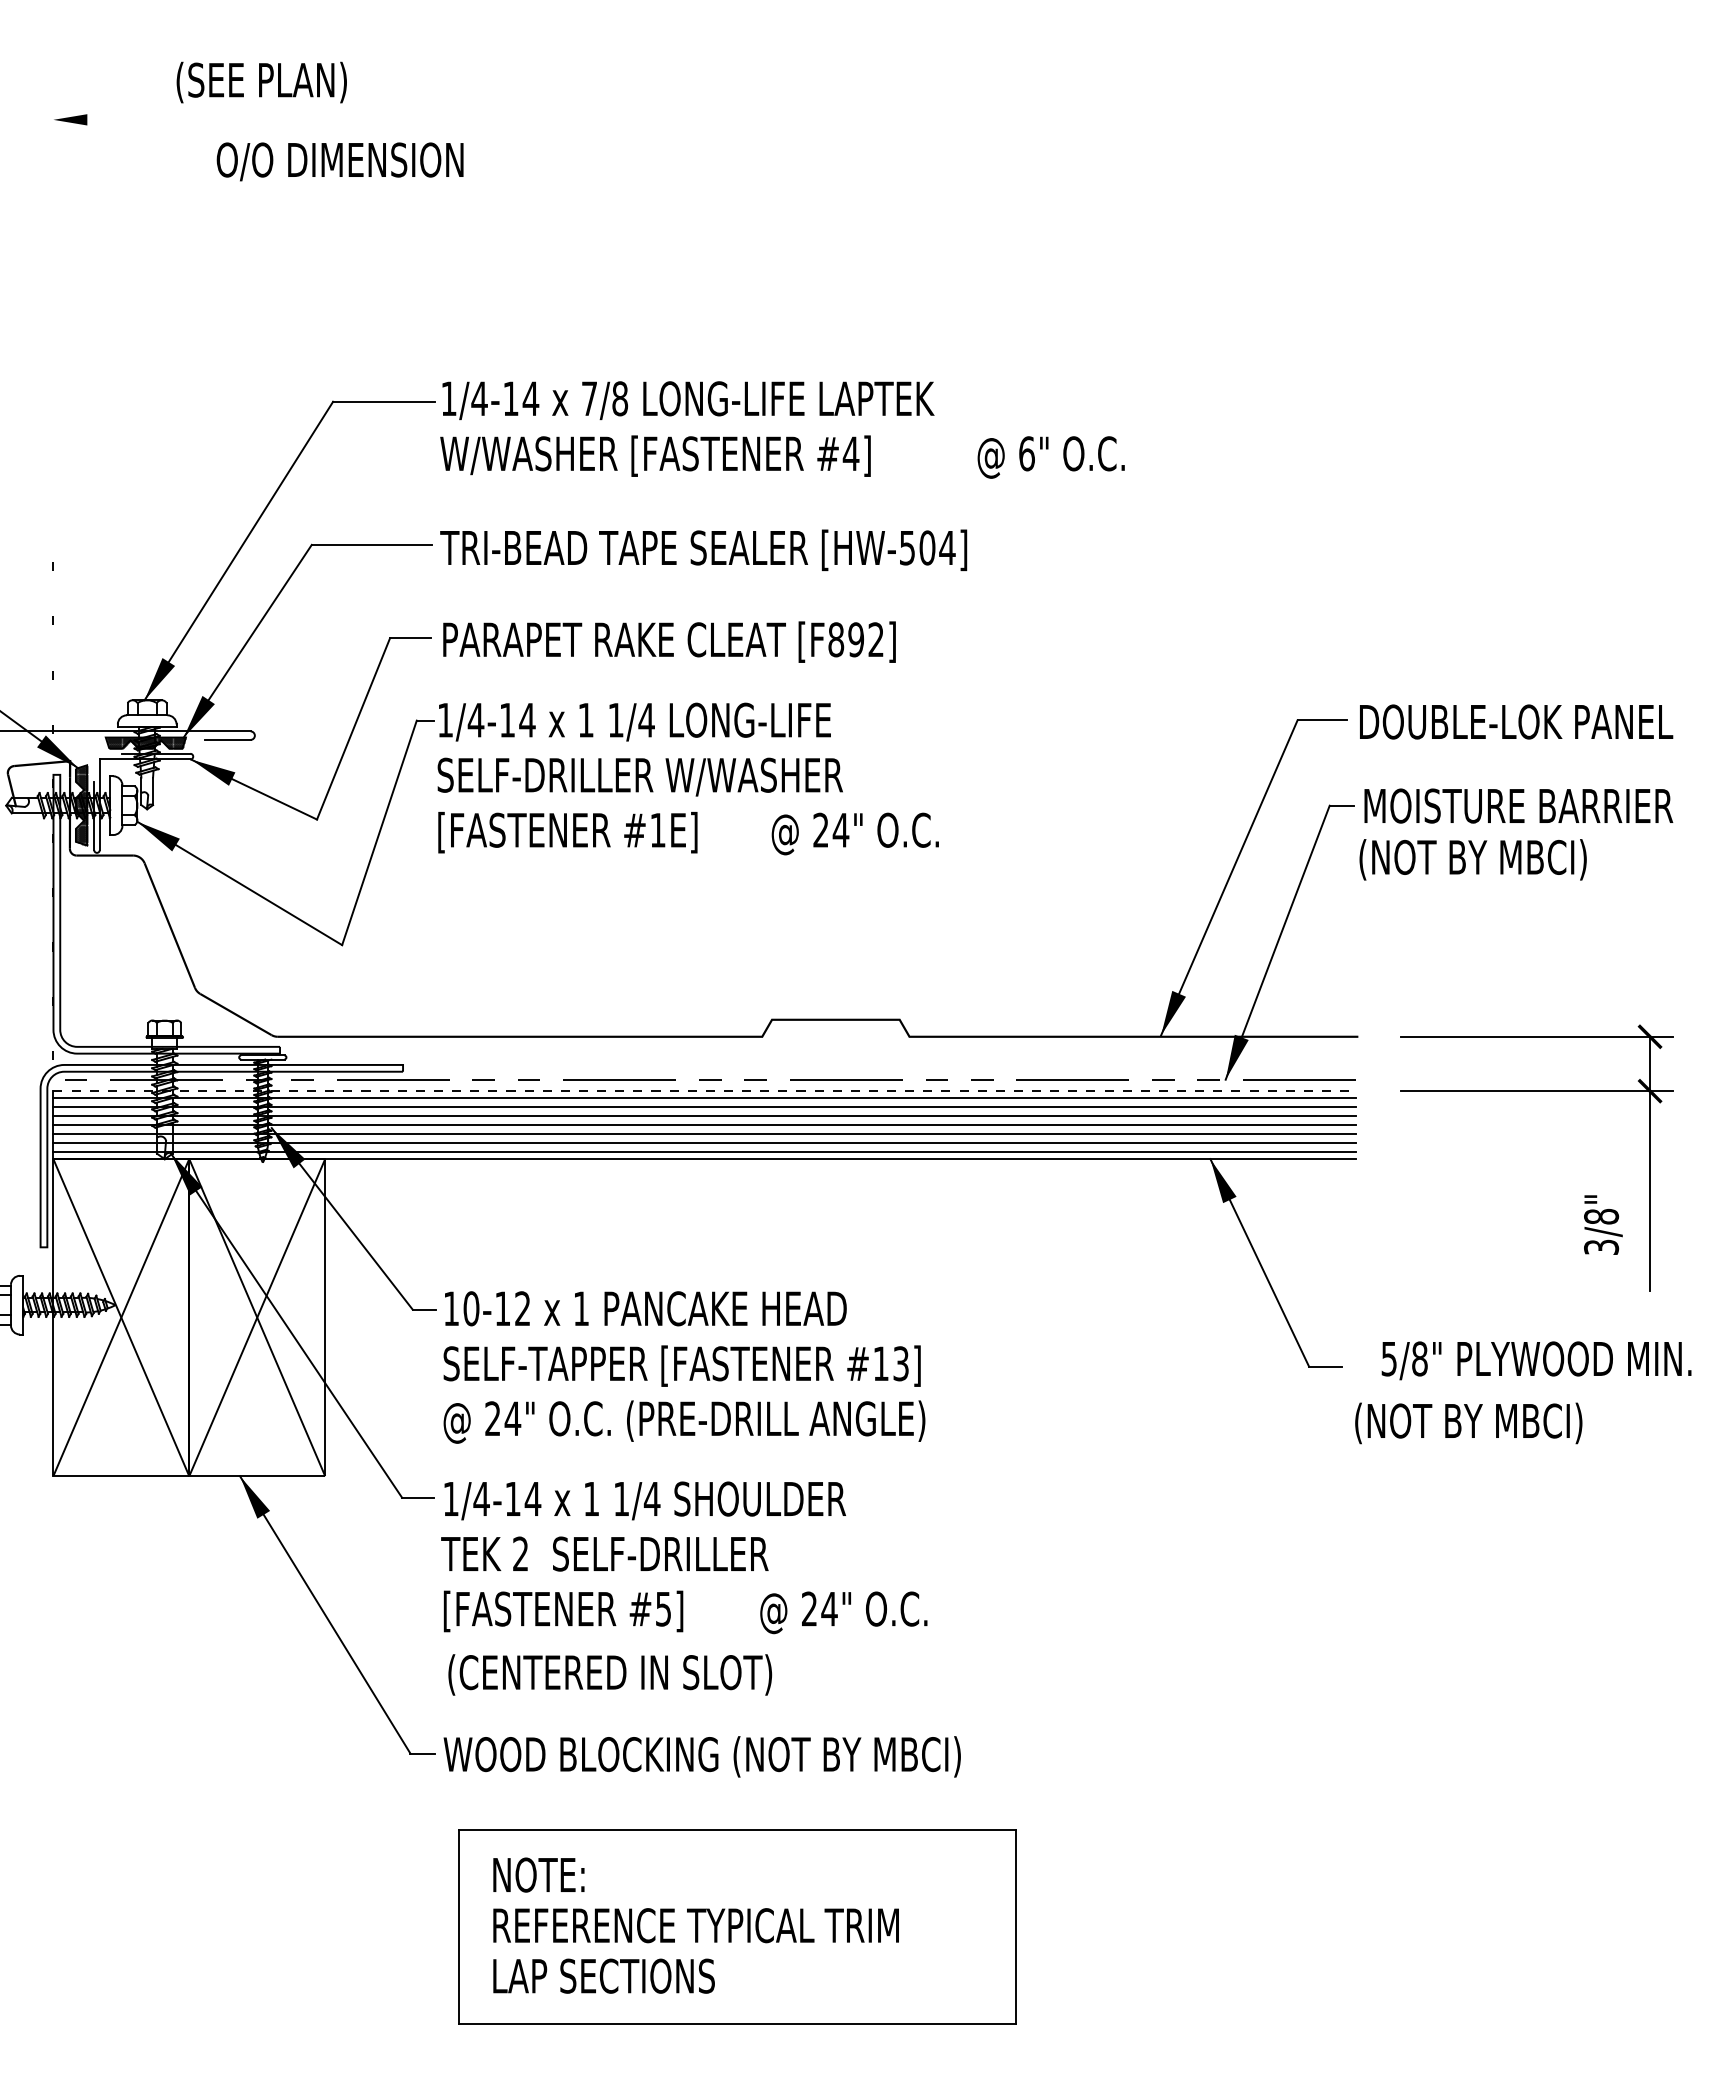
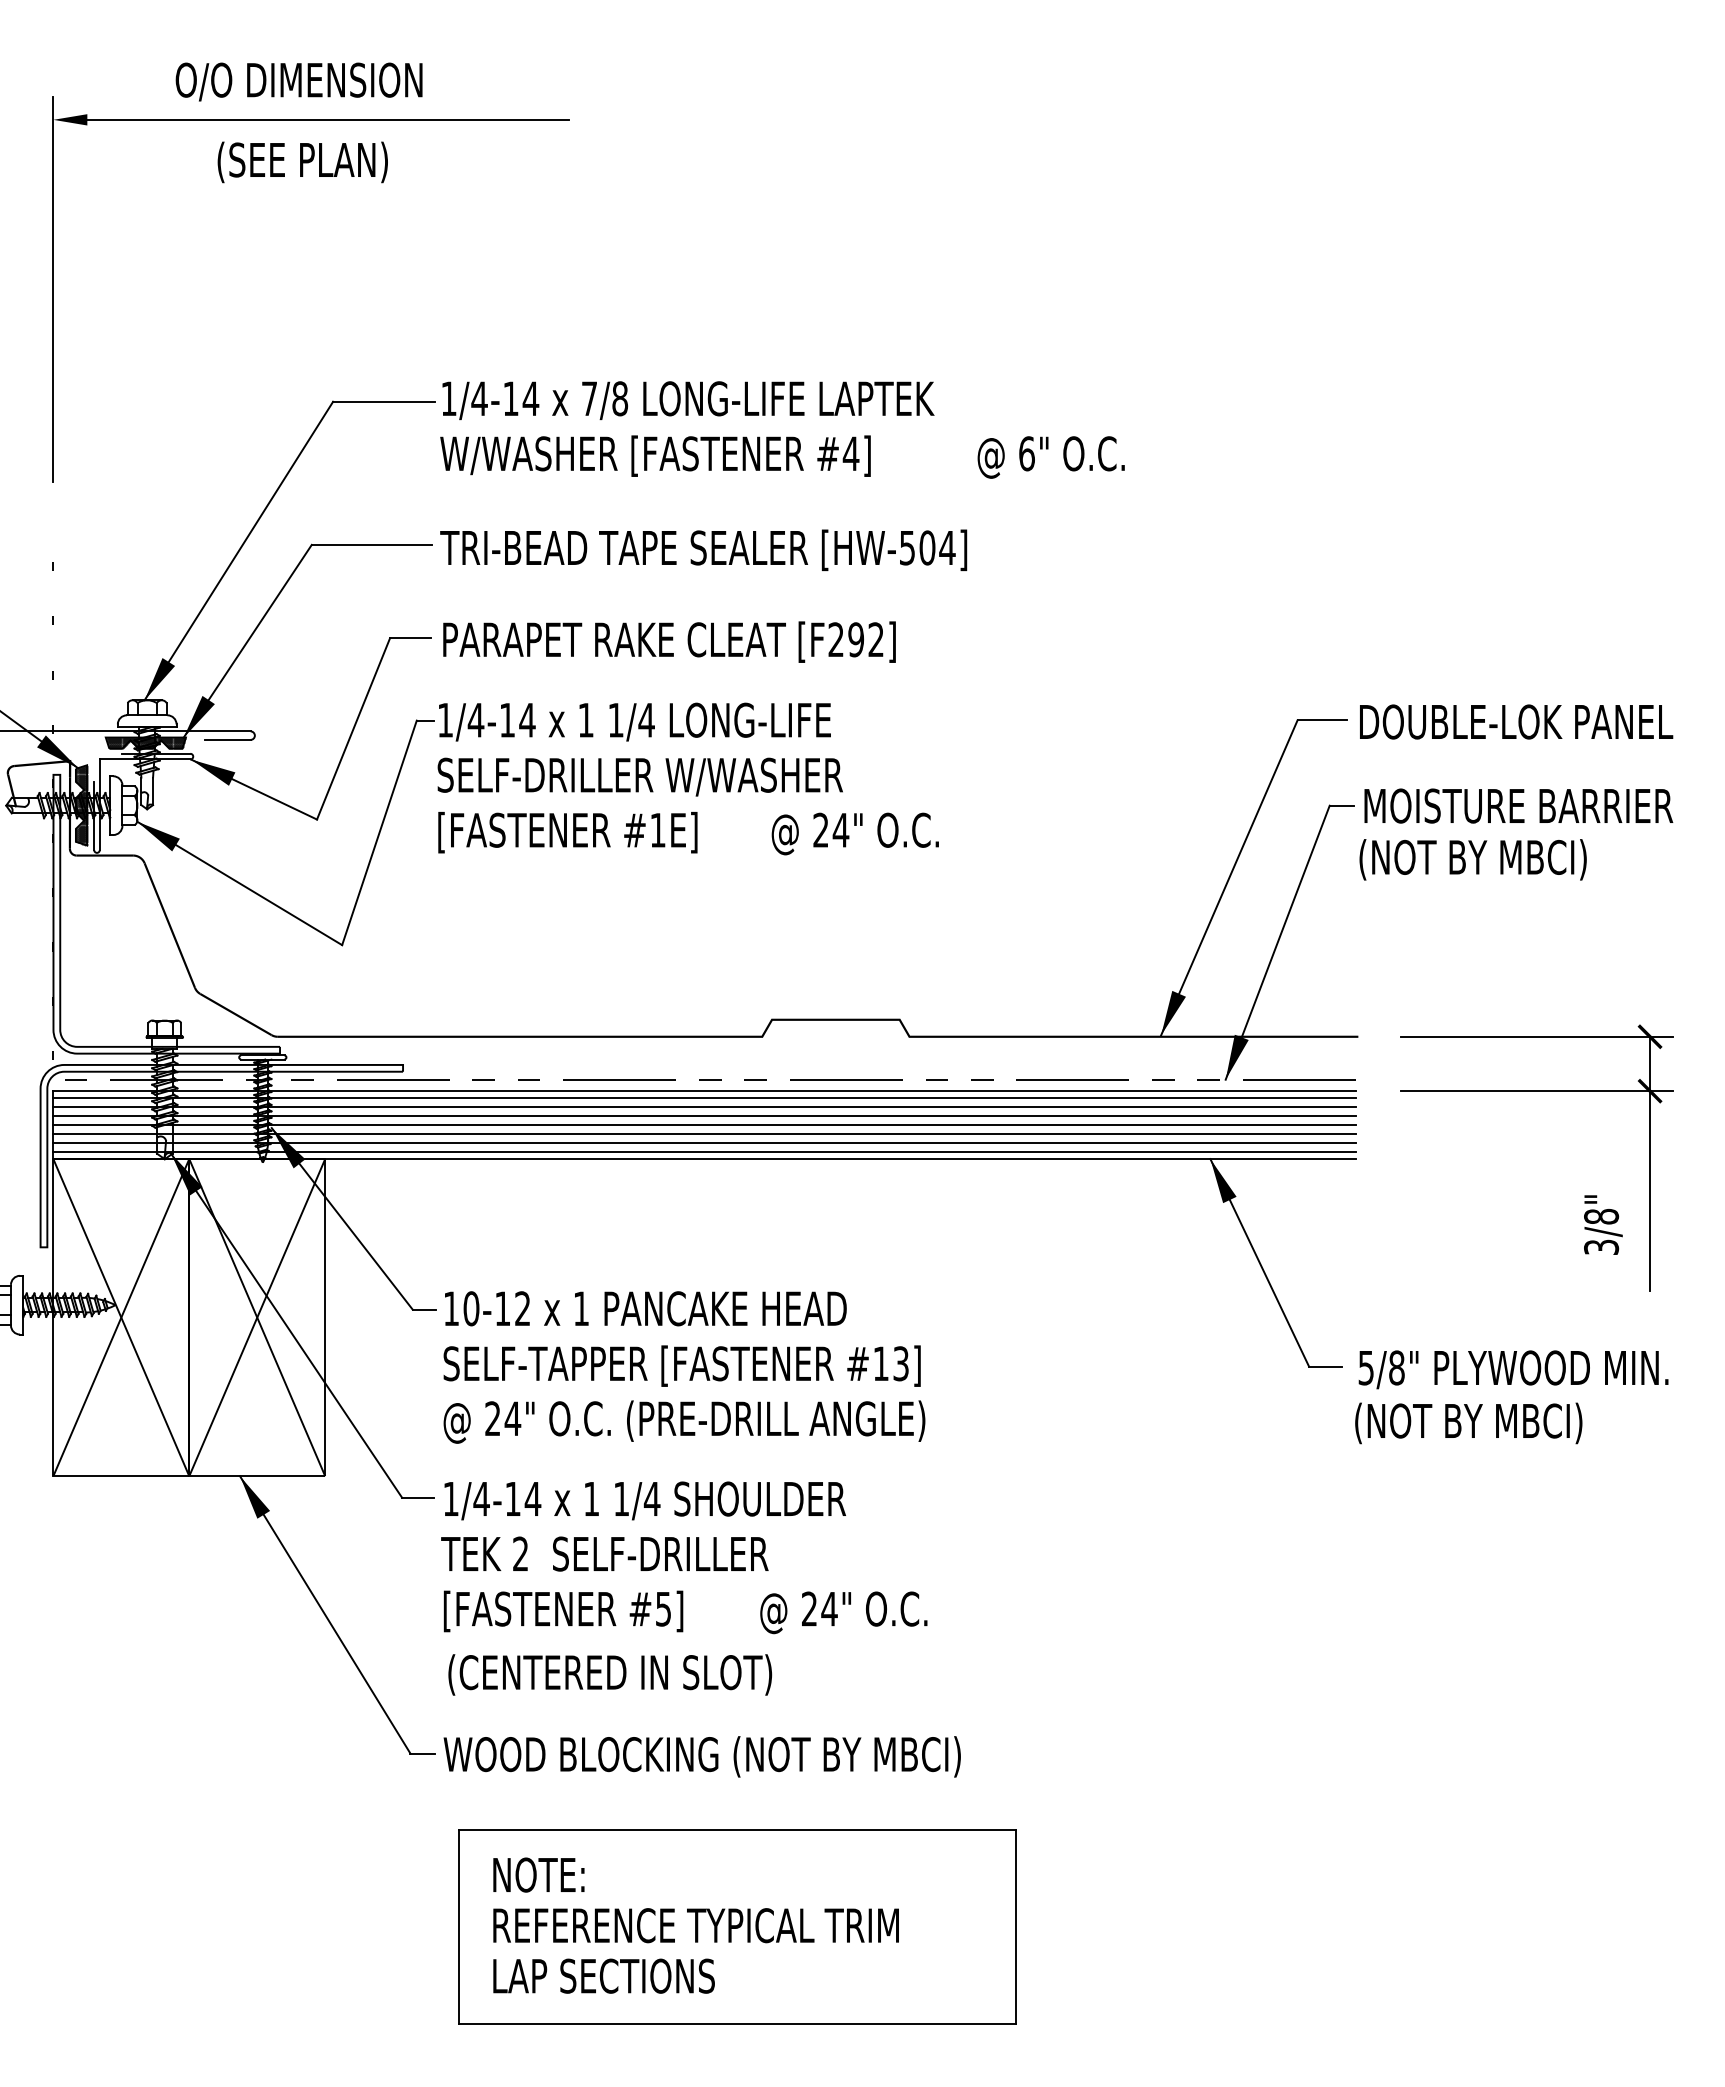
text: (SEE PLAN) -> O/O DIMENSION (298, 82)
line: none -> present (328, 119)
text: O/O DIMENSION -> (SEE PLAN) (339, 162)
line: none -> present (53, 289)
text: [F892] -> [F292] (836, 639)
line: dashed -> solid (705, 1091)
text position: (1536, 1360) -> (1513, 1369) (1513, 1369)
